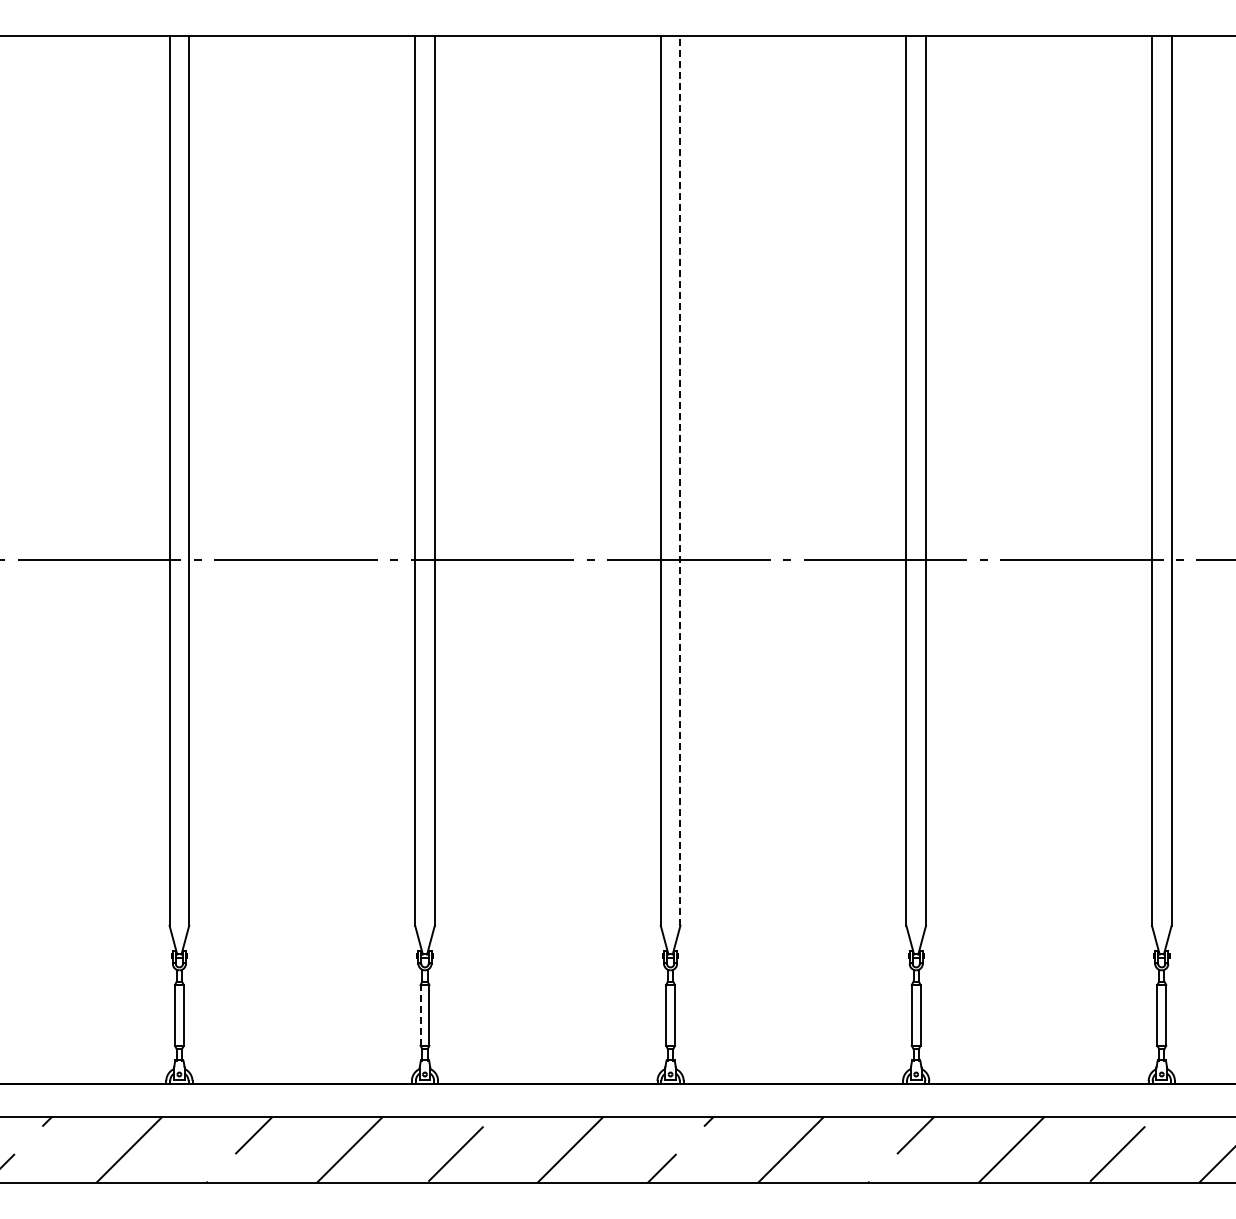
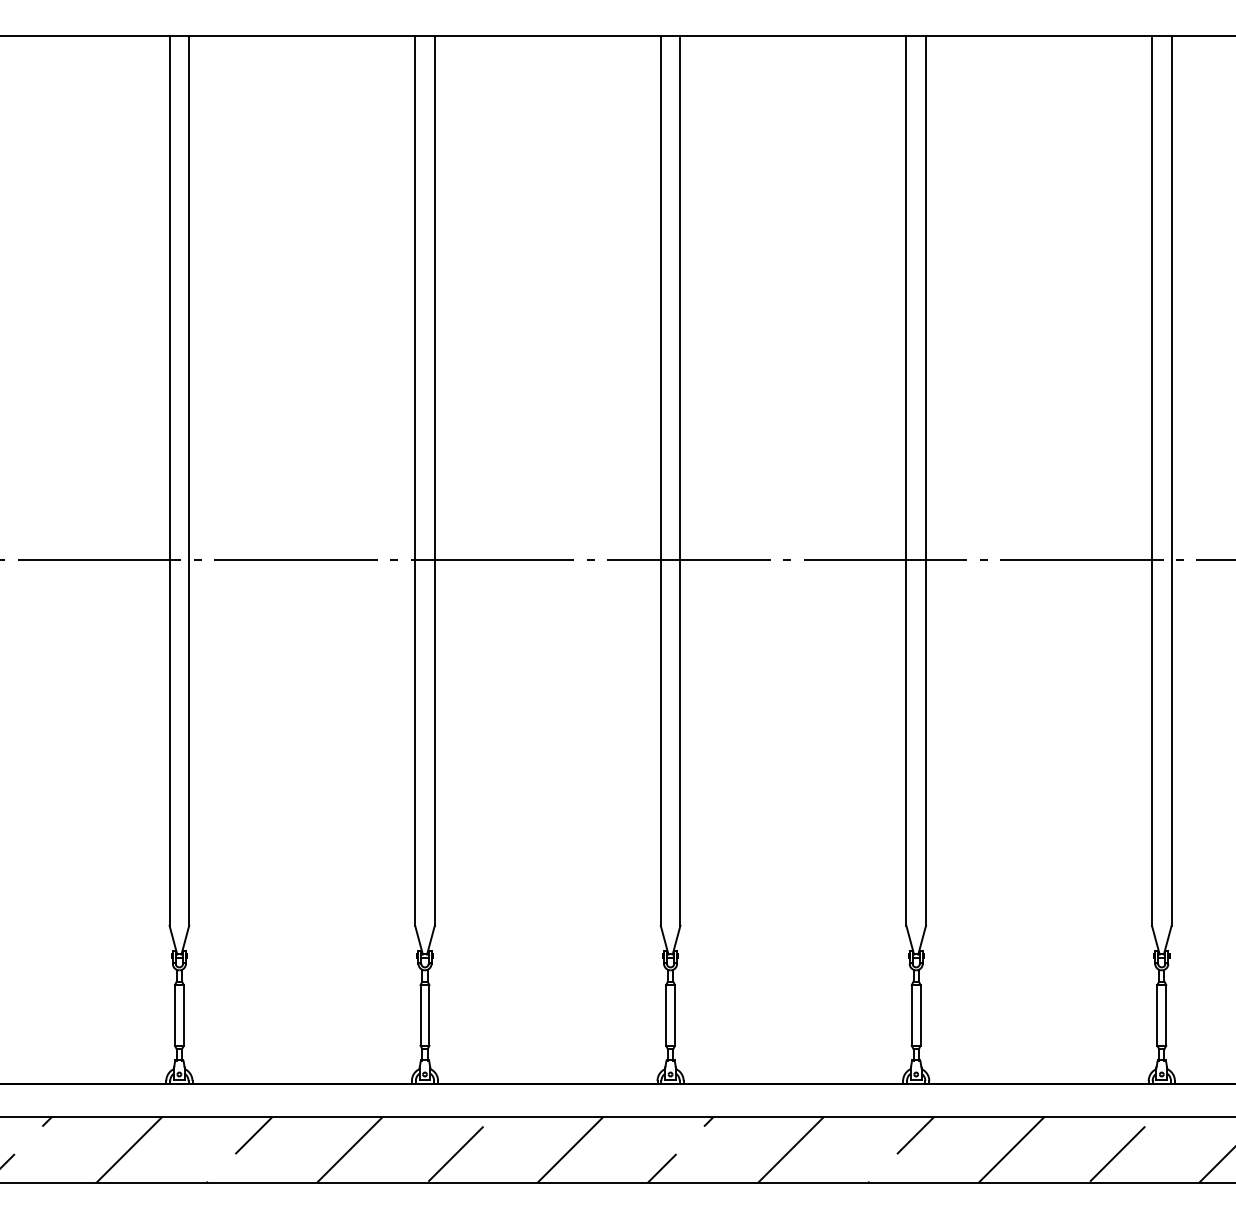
line: dashed -> solid (680, 481)
line: dashed -> solid (420, 1014)
